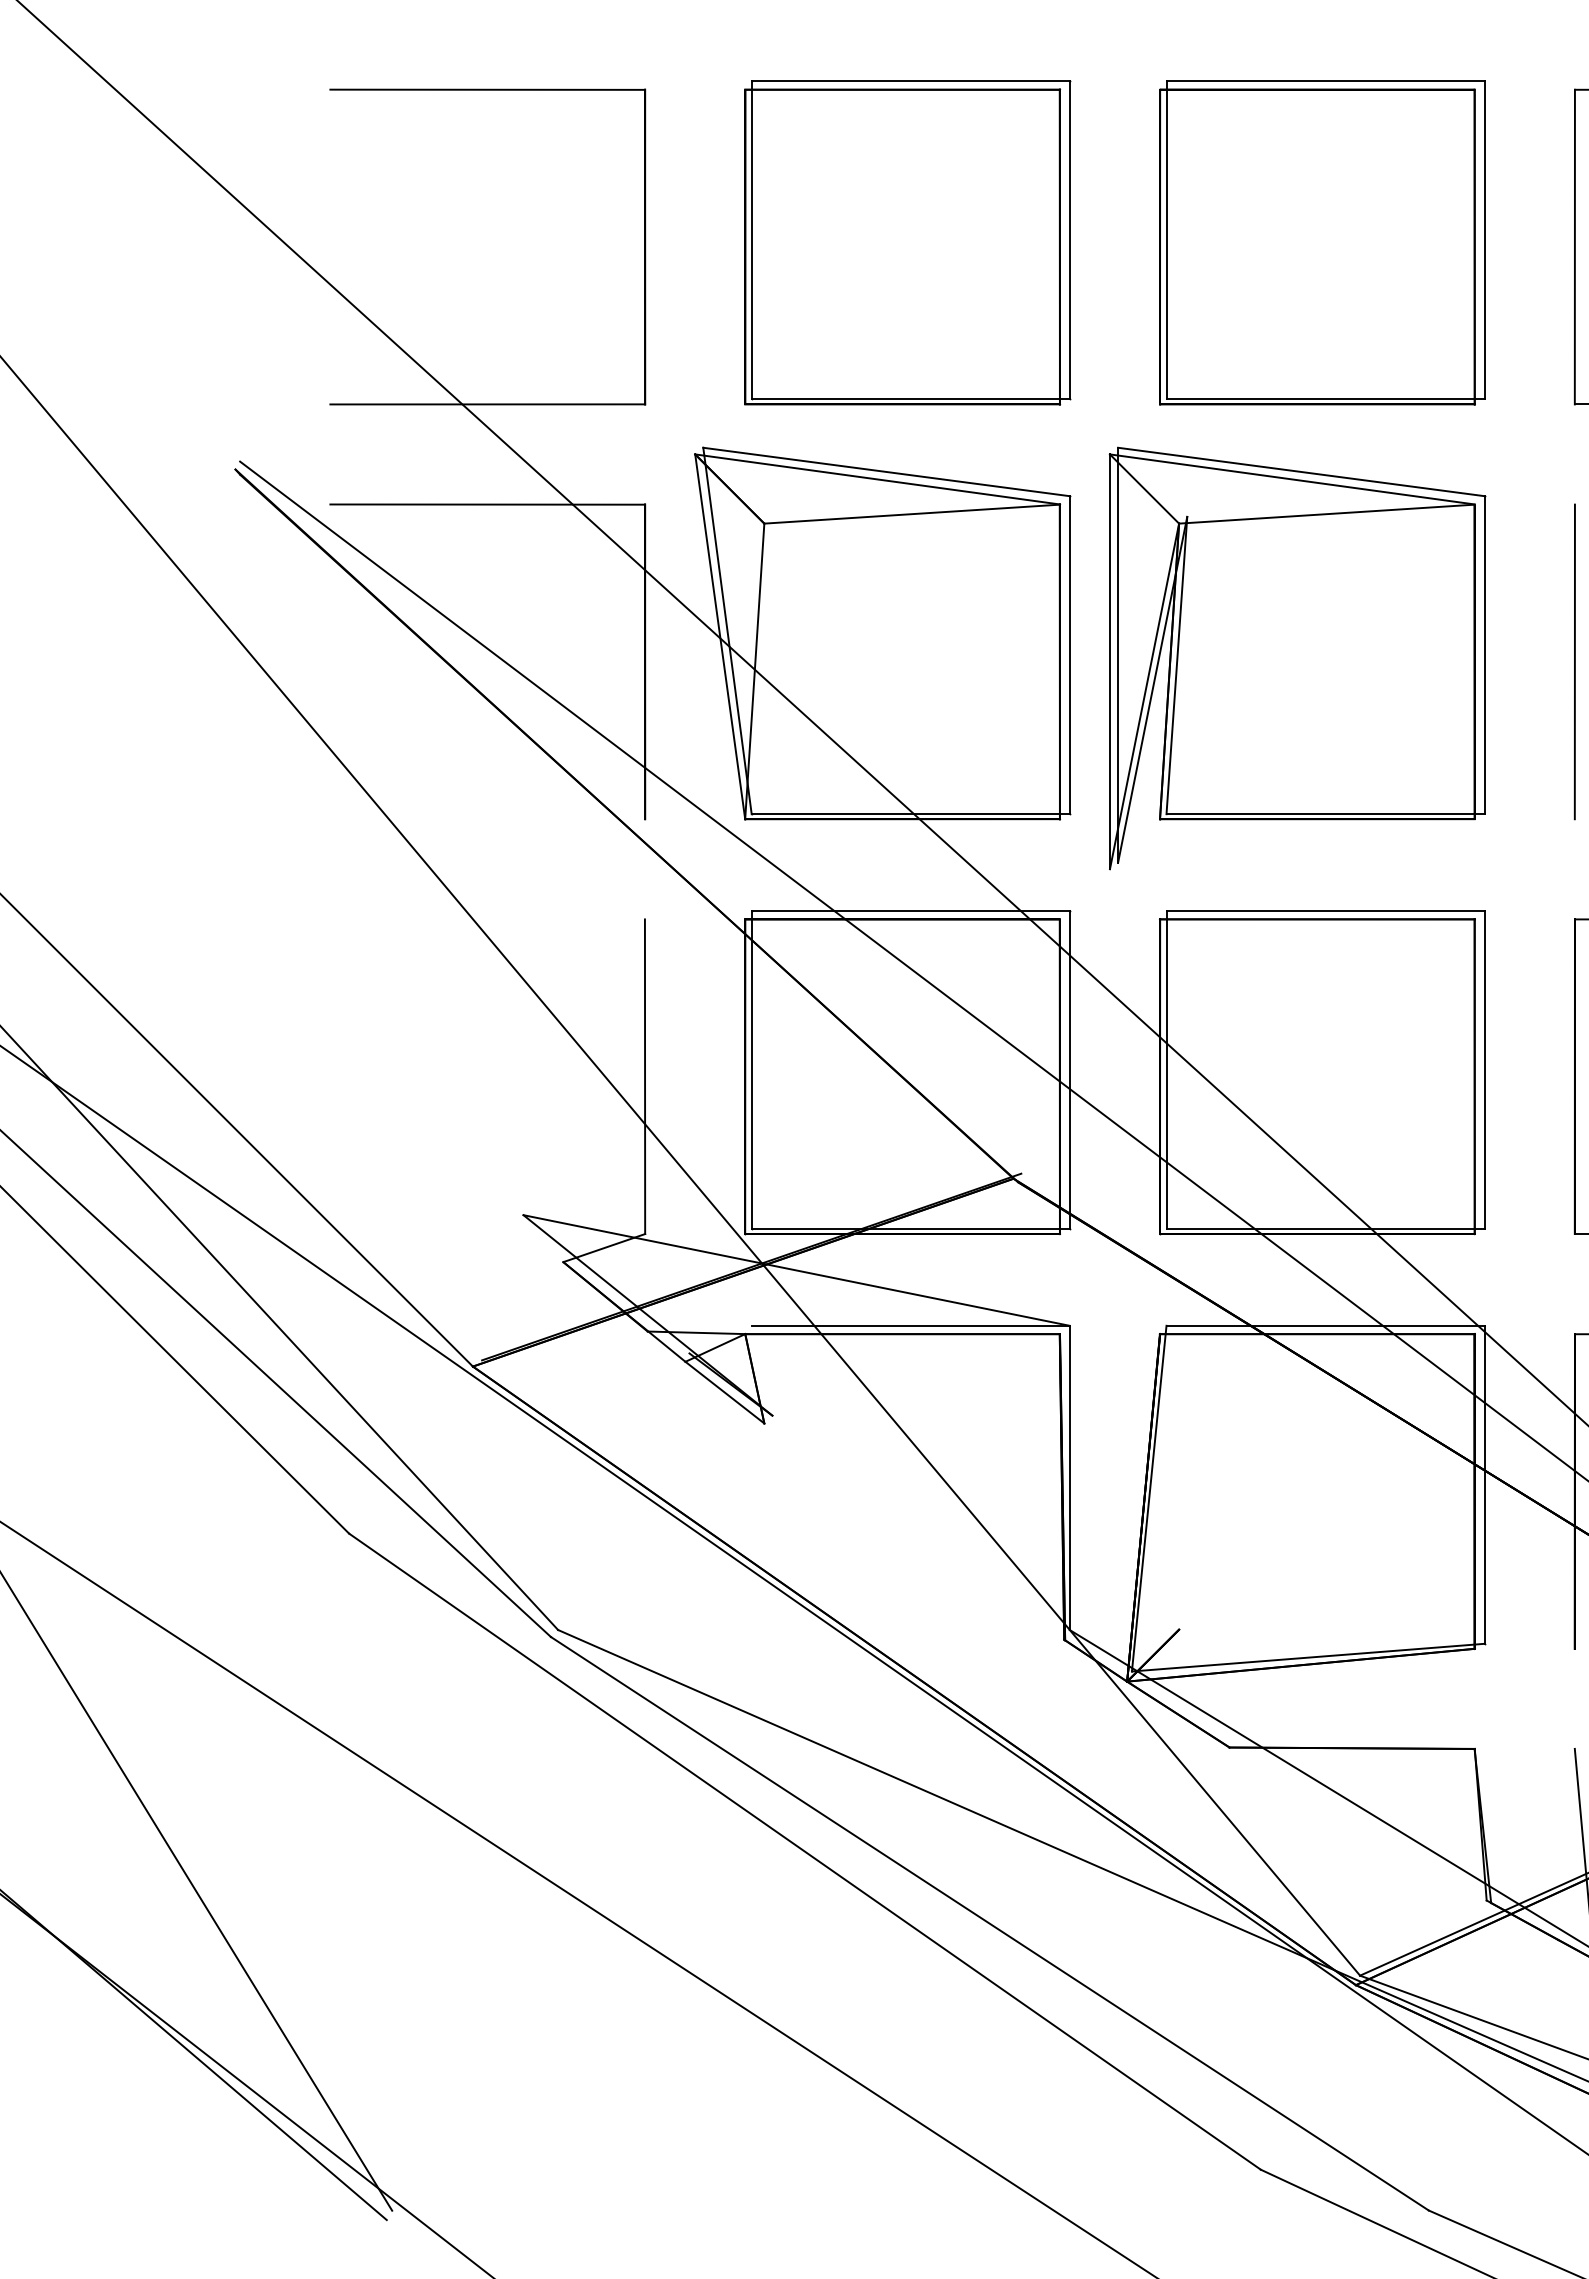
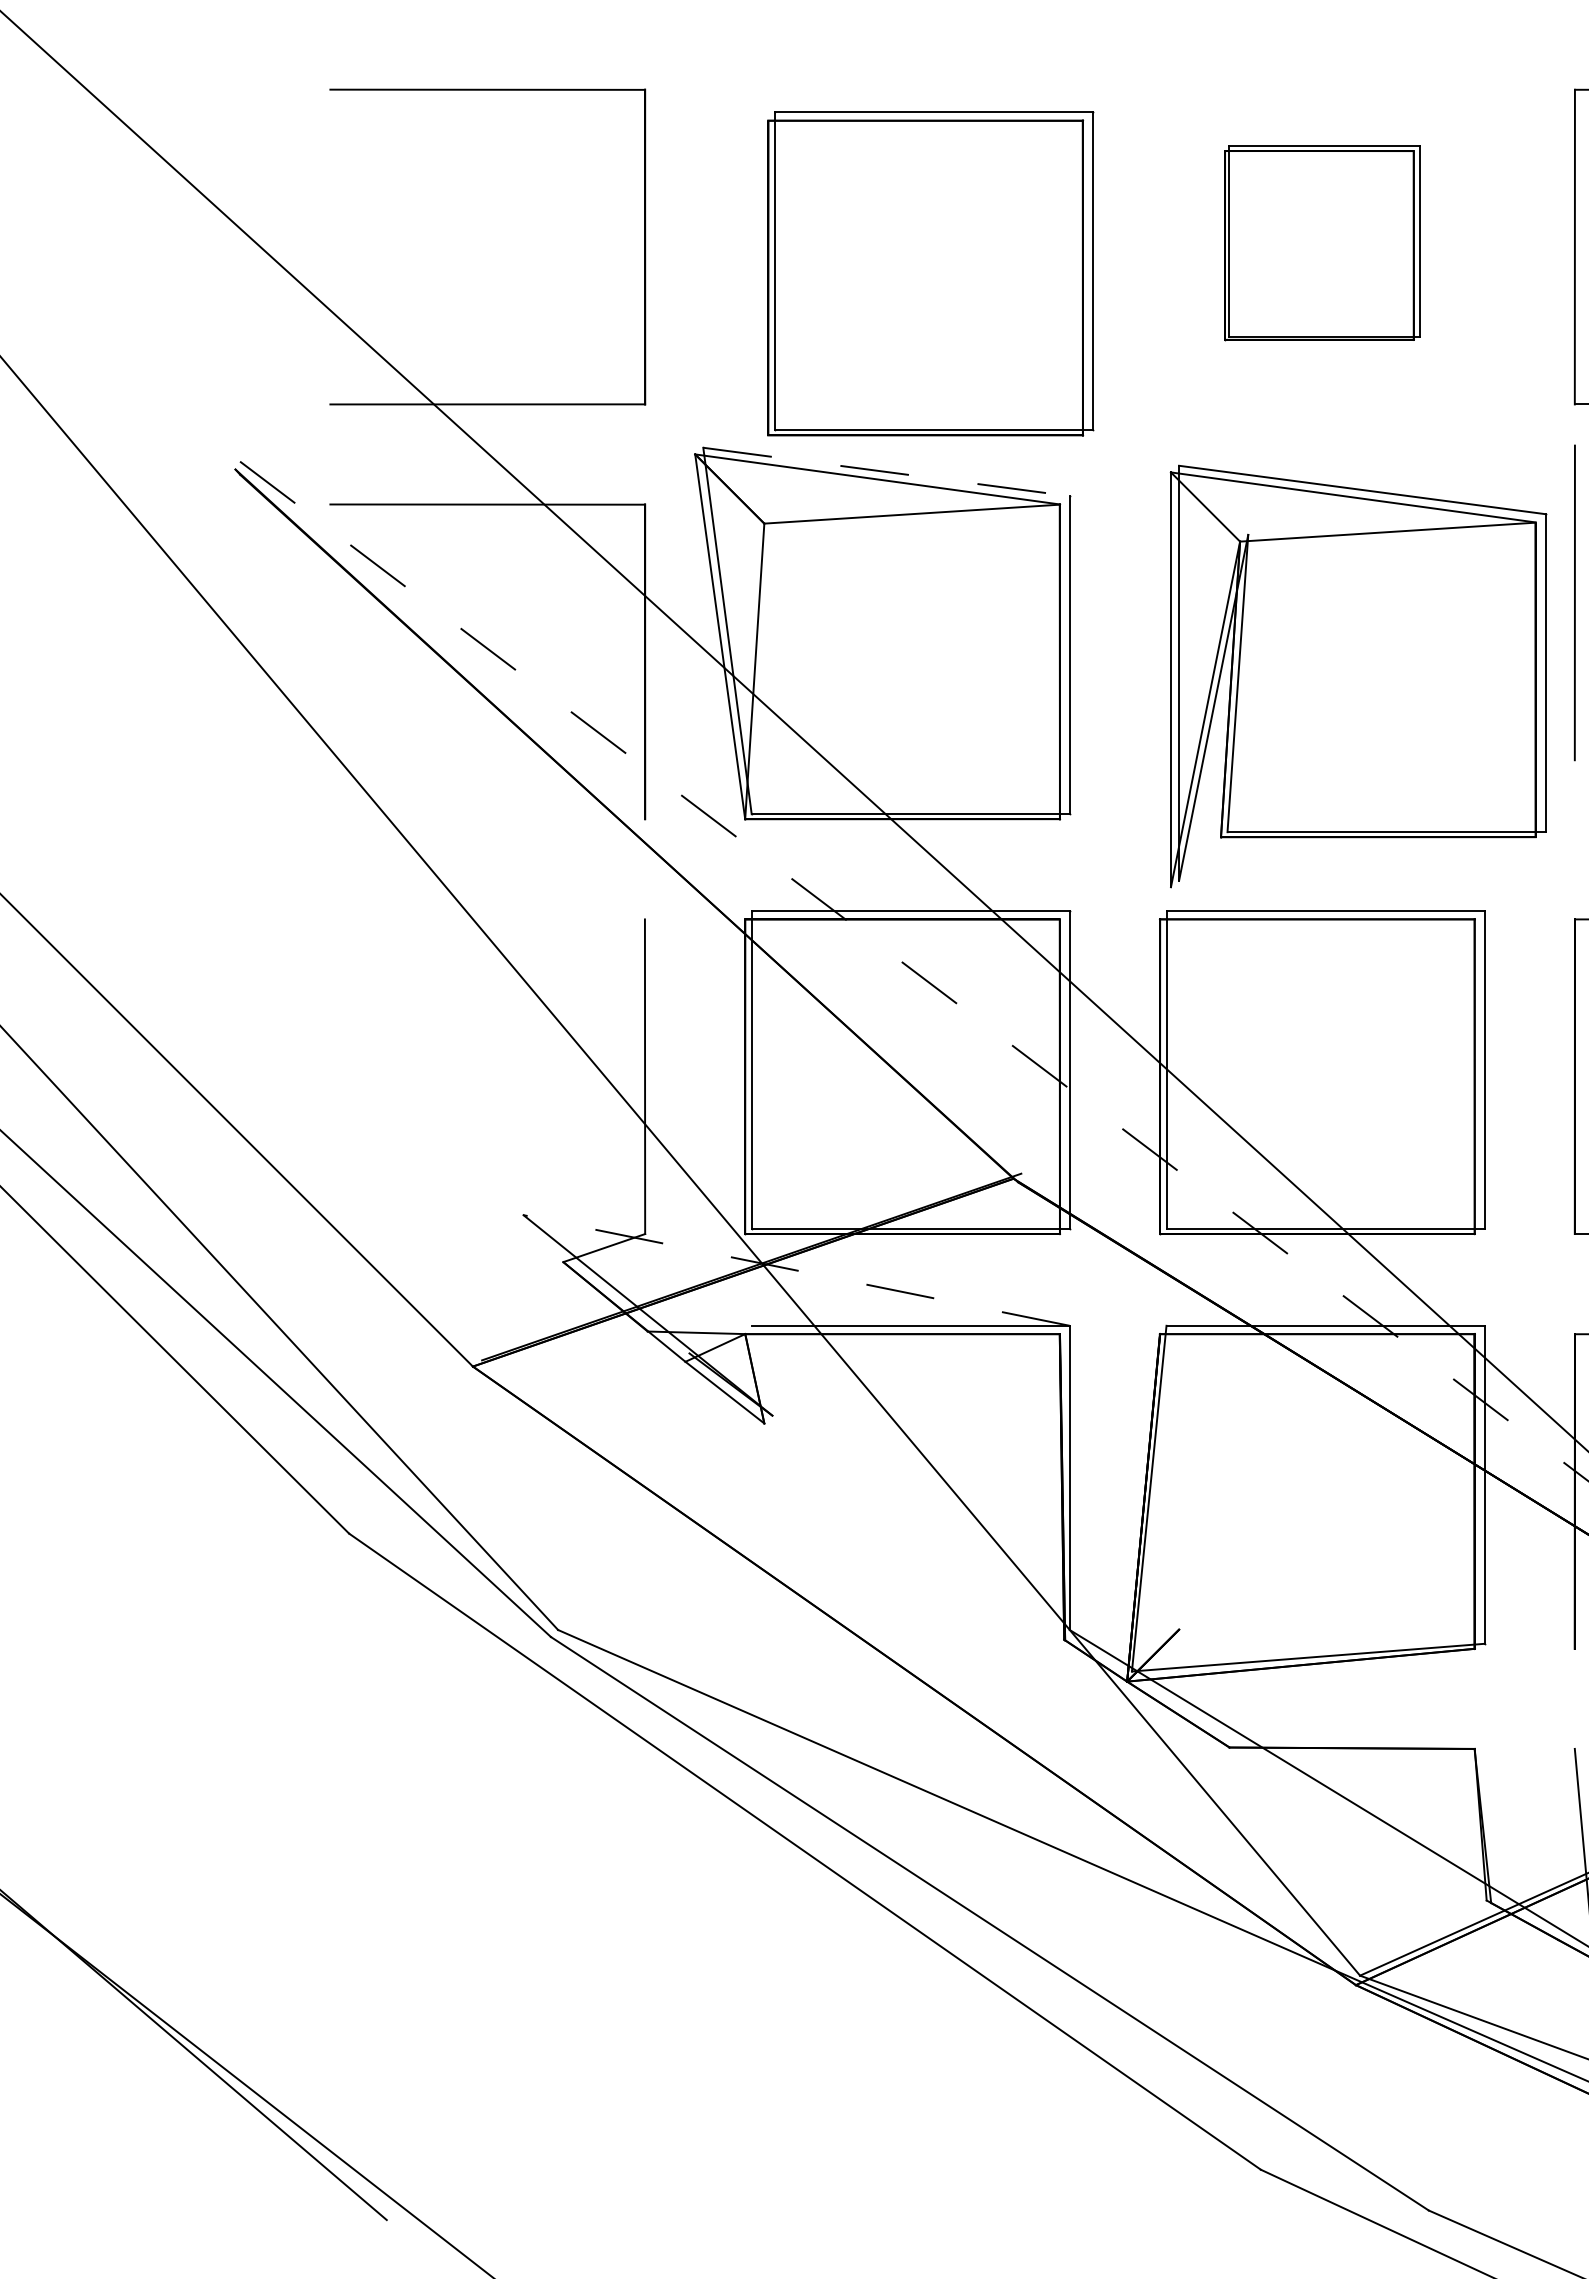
part position: (907, 242) -> (930, 273) (930, 273)
part size: 327x326 px -> 197x197 px (1322, 243)
line: solid -> dashed (886, 471)
part position: (1297, 658) -> (1358, 676) (1358, 676)
line position: (1574, 661) -> (1574, 602) (1574, 602)
line position: (802, 712) -> (793, 730) (793, 730)
line: solid -> dashed (914, 971)
line: solid -> dashed (796, 1270)
line: present -> none (793, 1599)
line: present -> none (197, 1892)
line: present -> none (577, 1899)
